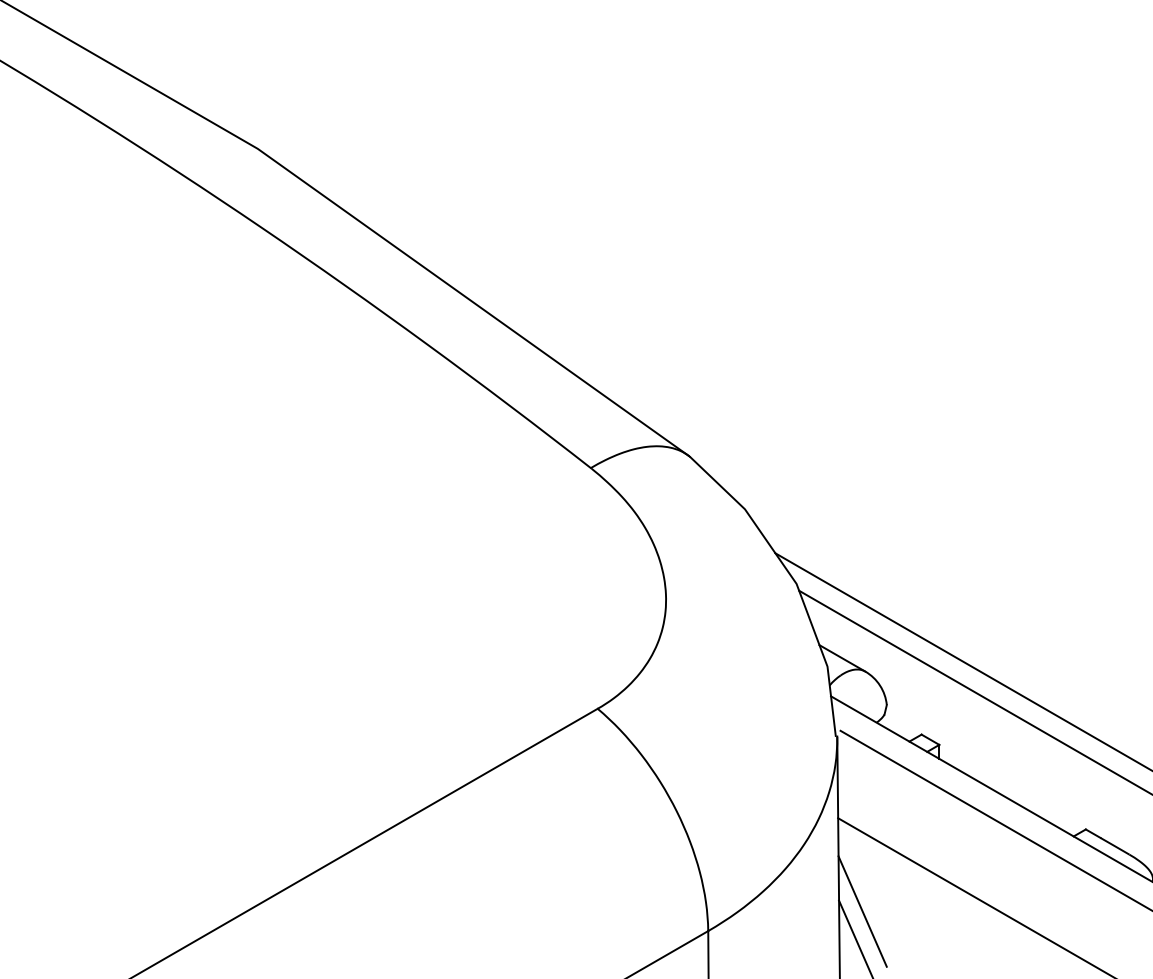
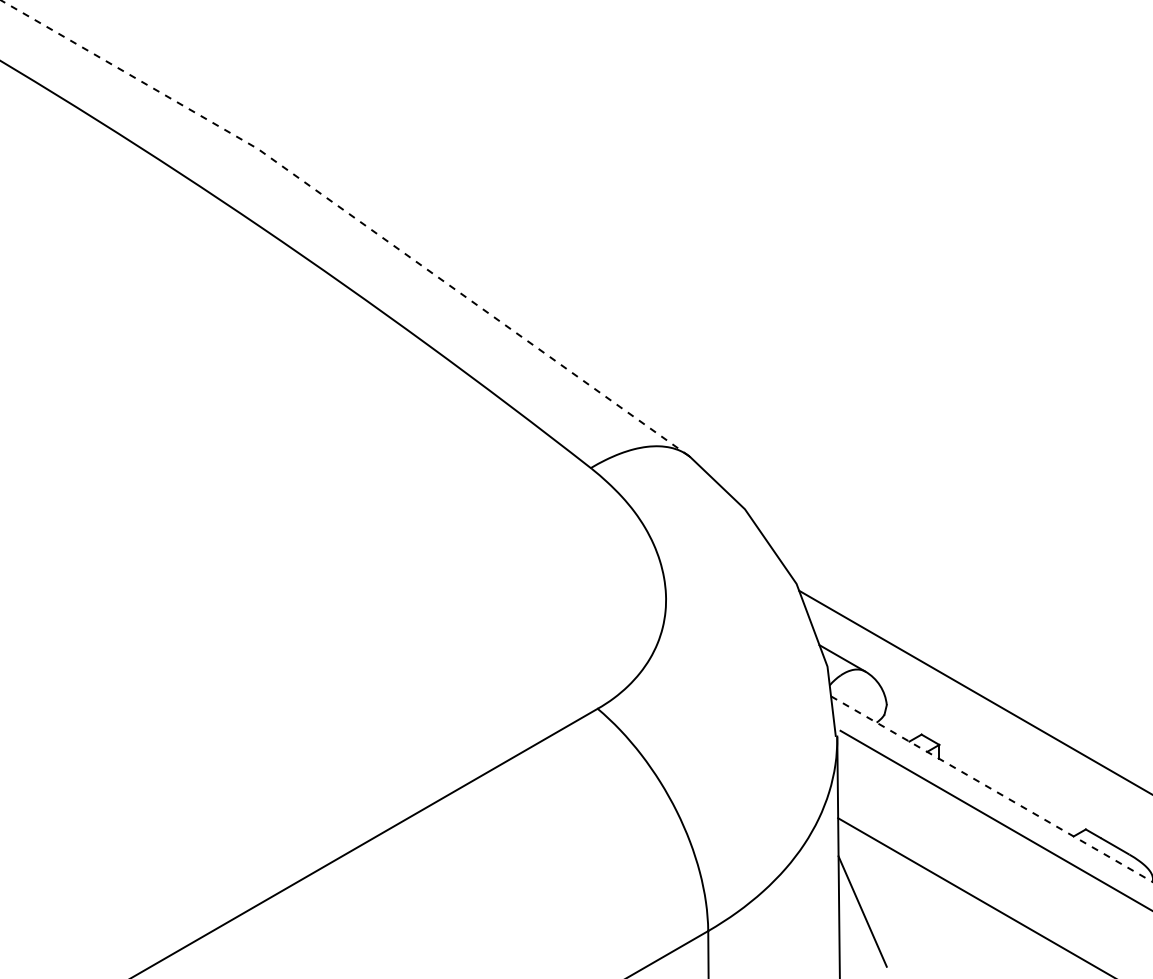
line: solid -> dashed (352, 216)
line: present -> none (962, 661)
line: solid -> dashed (991, 789)
line: present -> none (855, 937)
